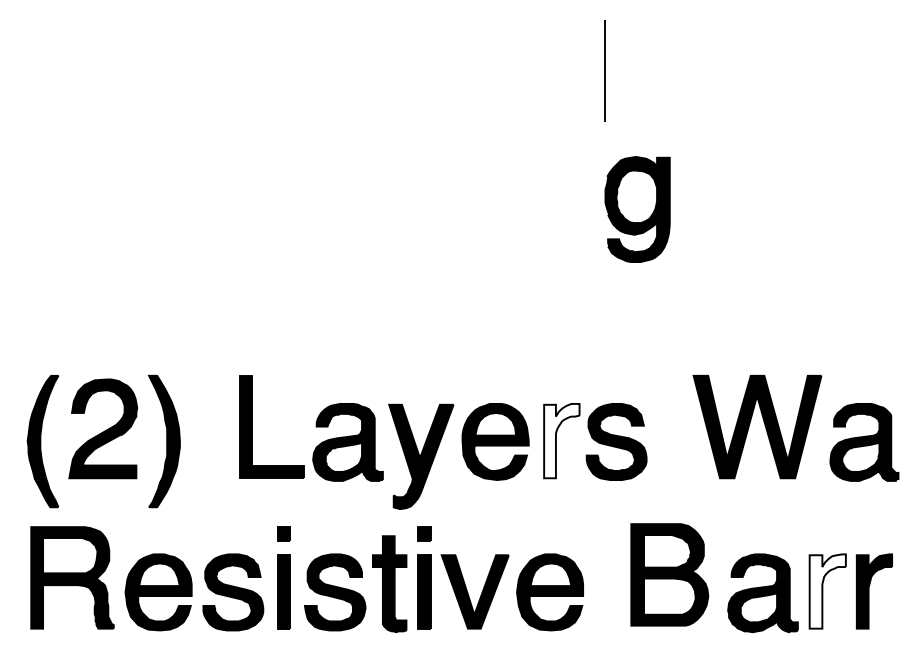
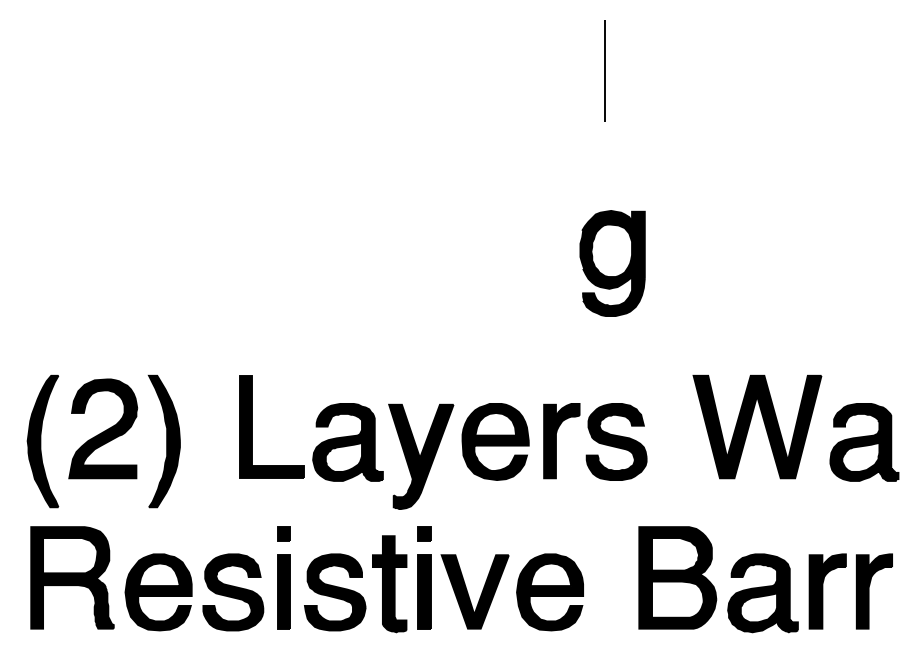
part position: (637, 209) -> (612, 263) (612, 263)
fill: none -> present (561, 440)
part position: (669, 574) -> (677, 577) (677, 577)
fill: none -> present (827, 591)
